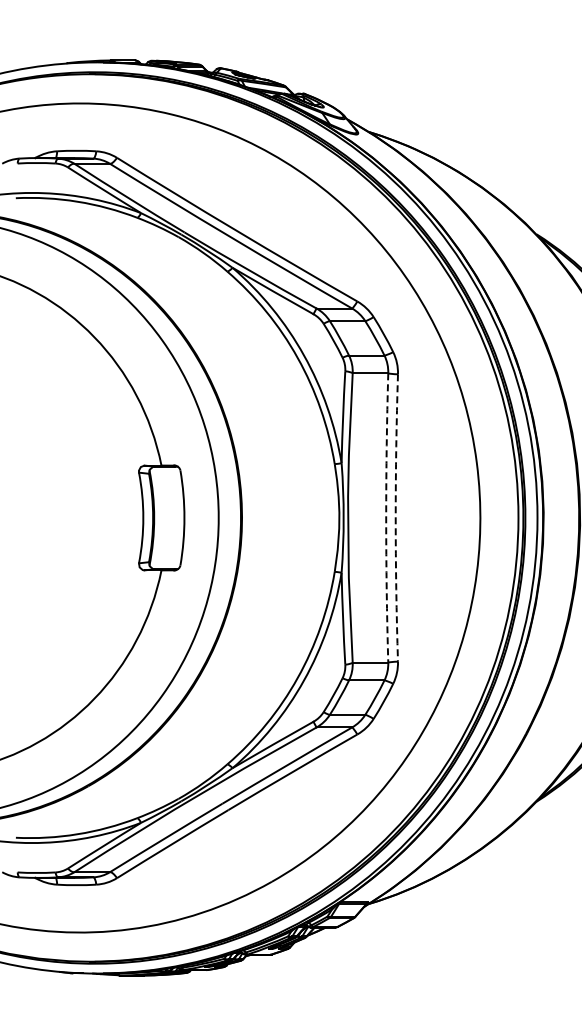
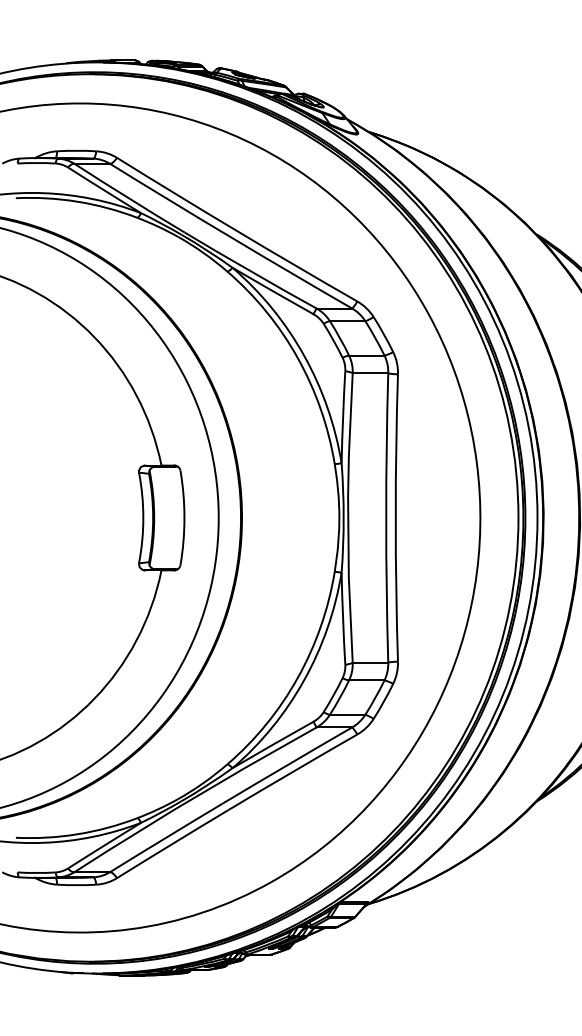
arc: dashed -> solid (395, 517)
arc: dashed -> solid (386, 518)
